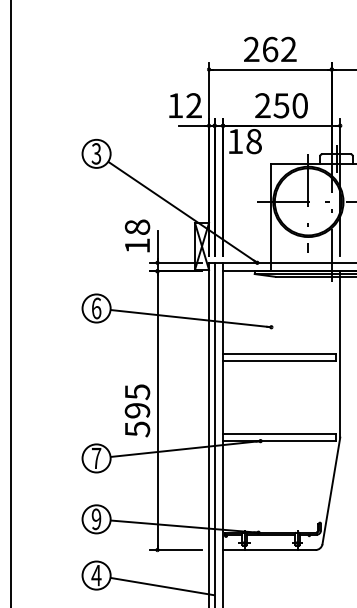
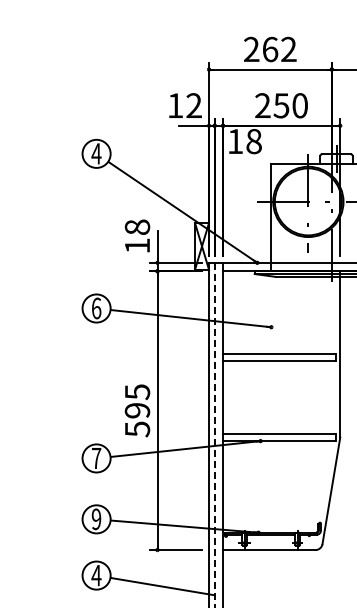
text: 3 -> 4 (96, 153)
line: present -> none (10, 303)
line: solid -> dashed (214, 435)
